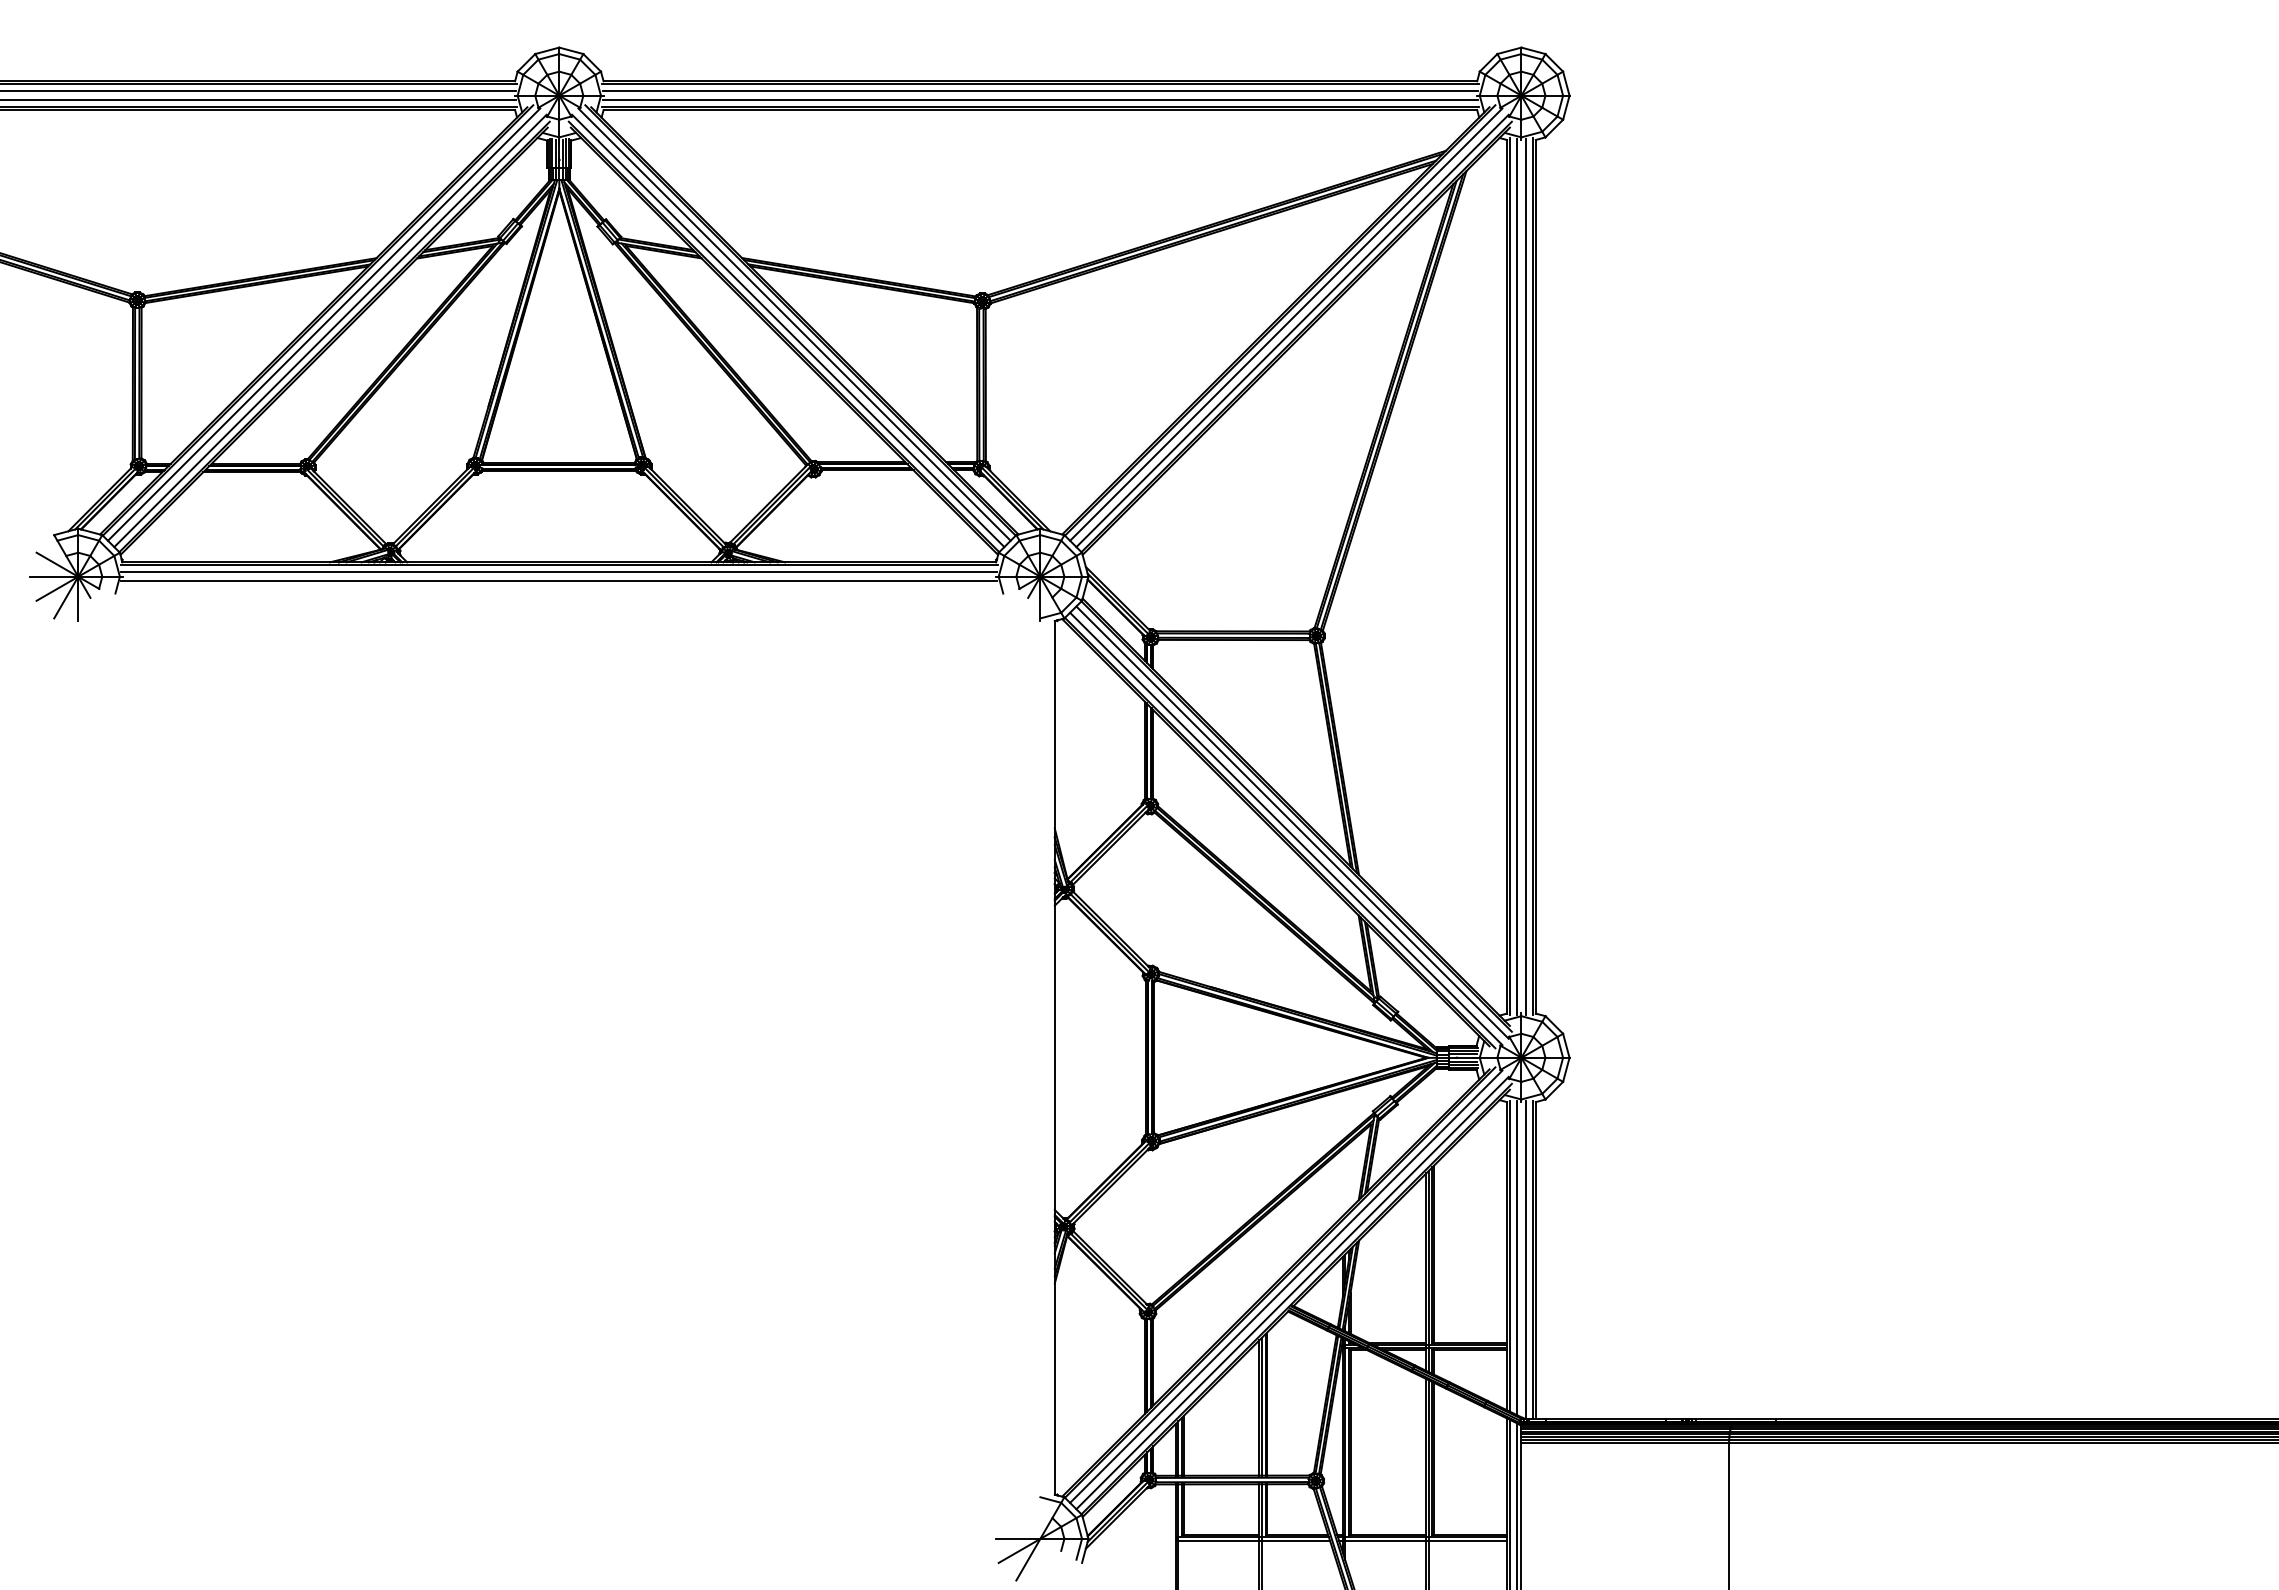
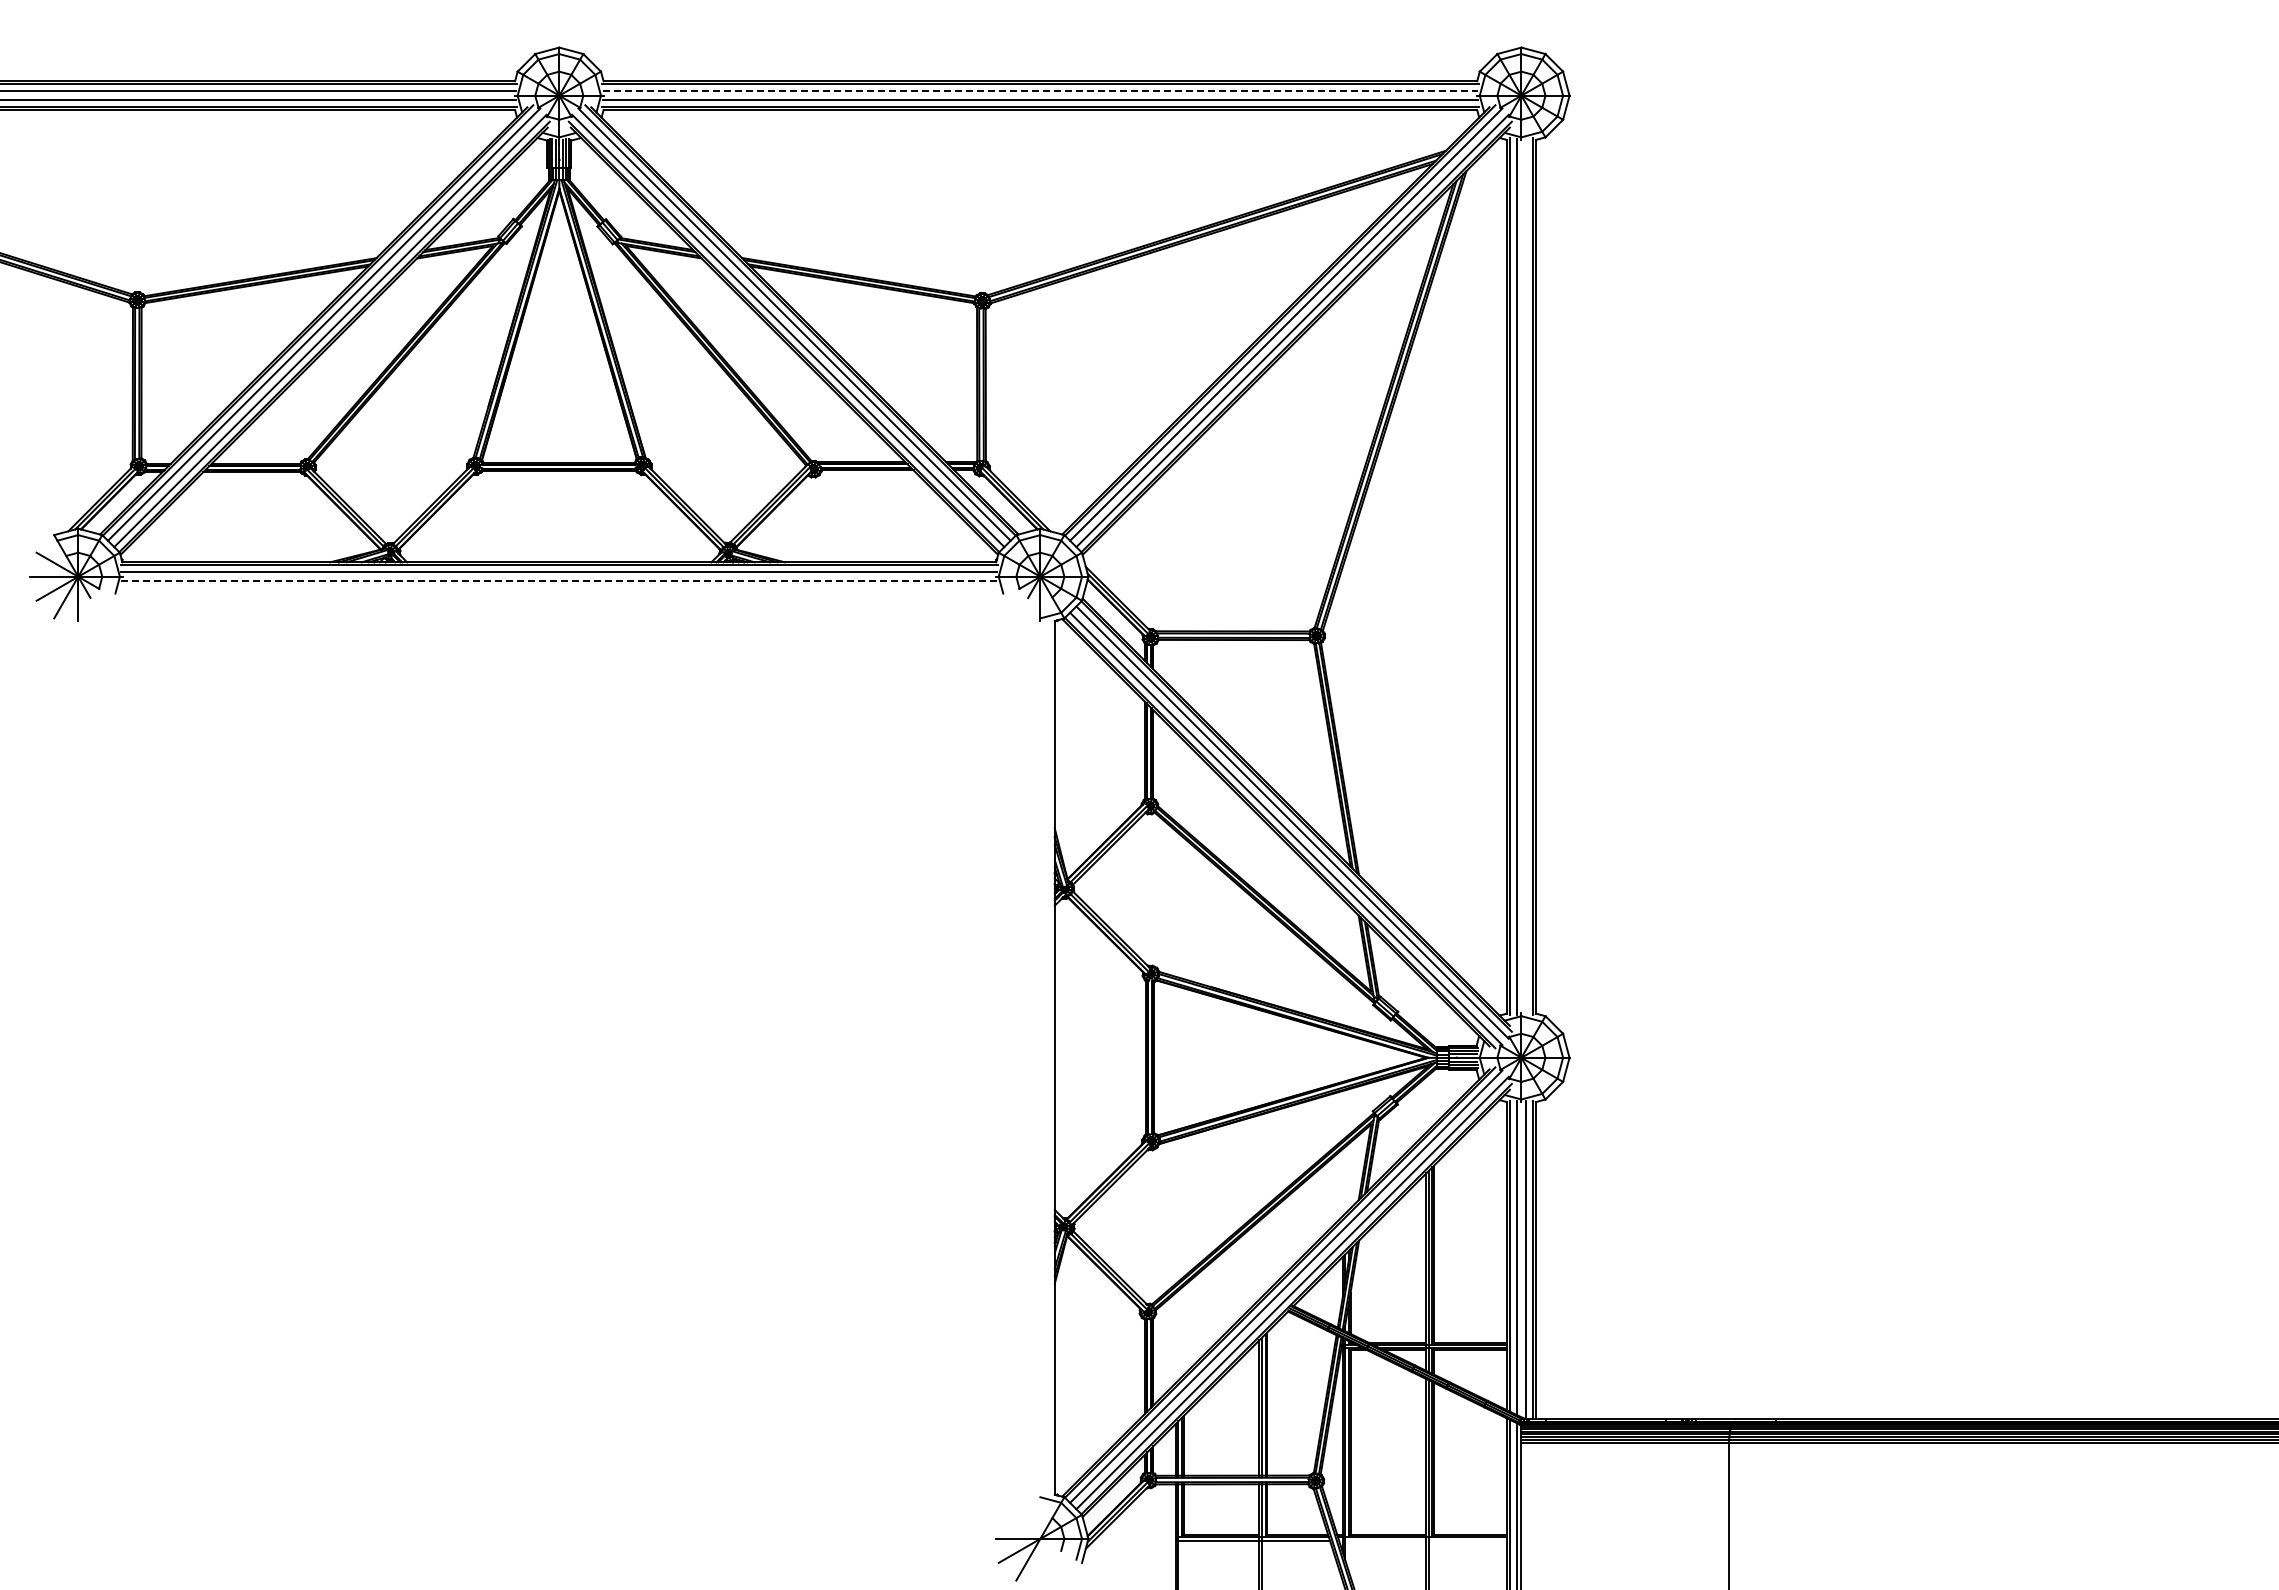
line: solid -> dashed (1040, 91)
line: present -> none (1525, 576)
line: solid -> dashed (559, 581)
line: present -> none (1423, 1540)
